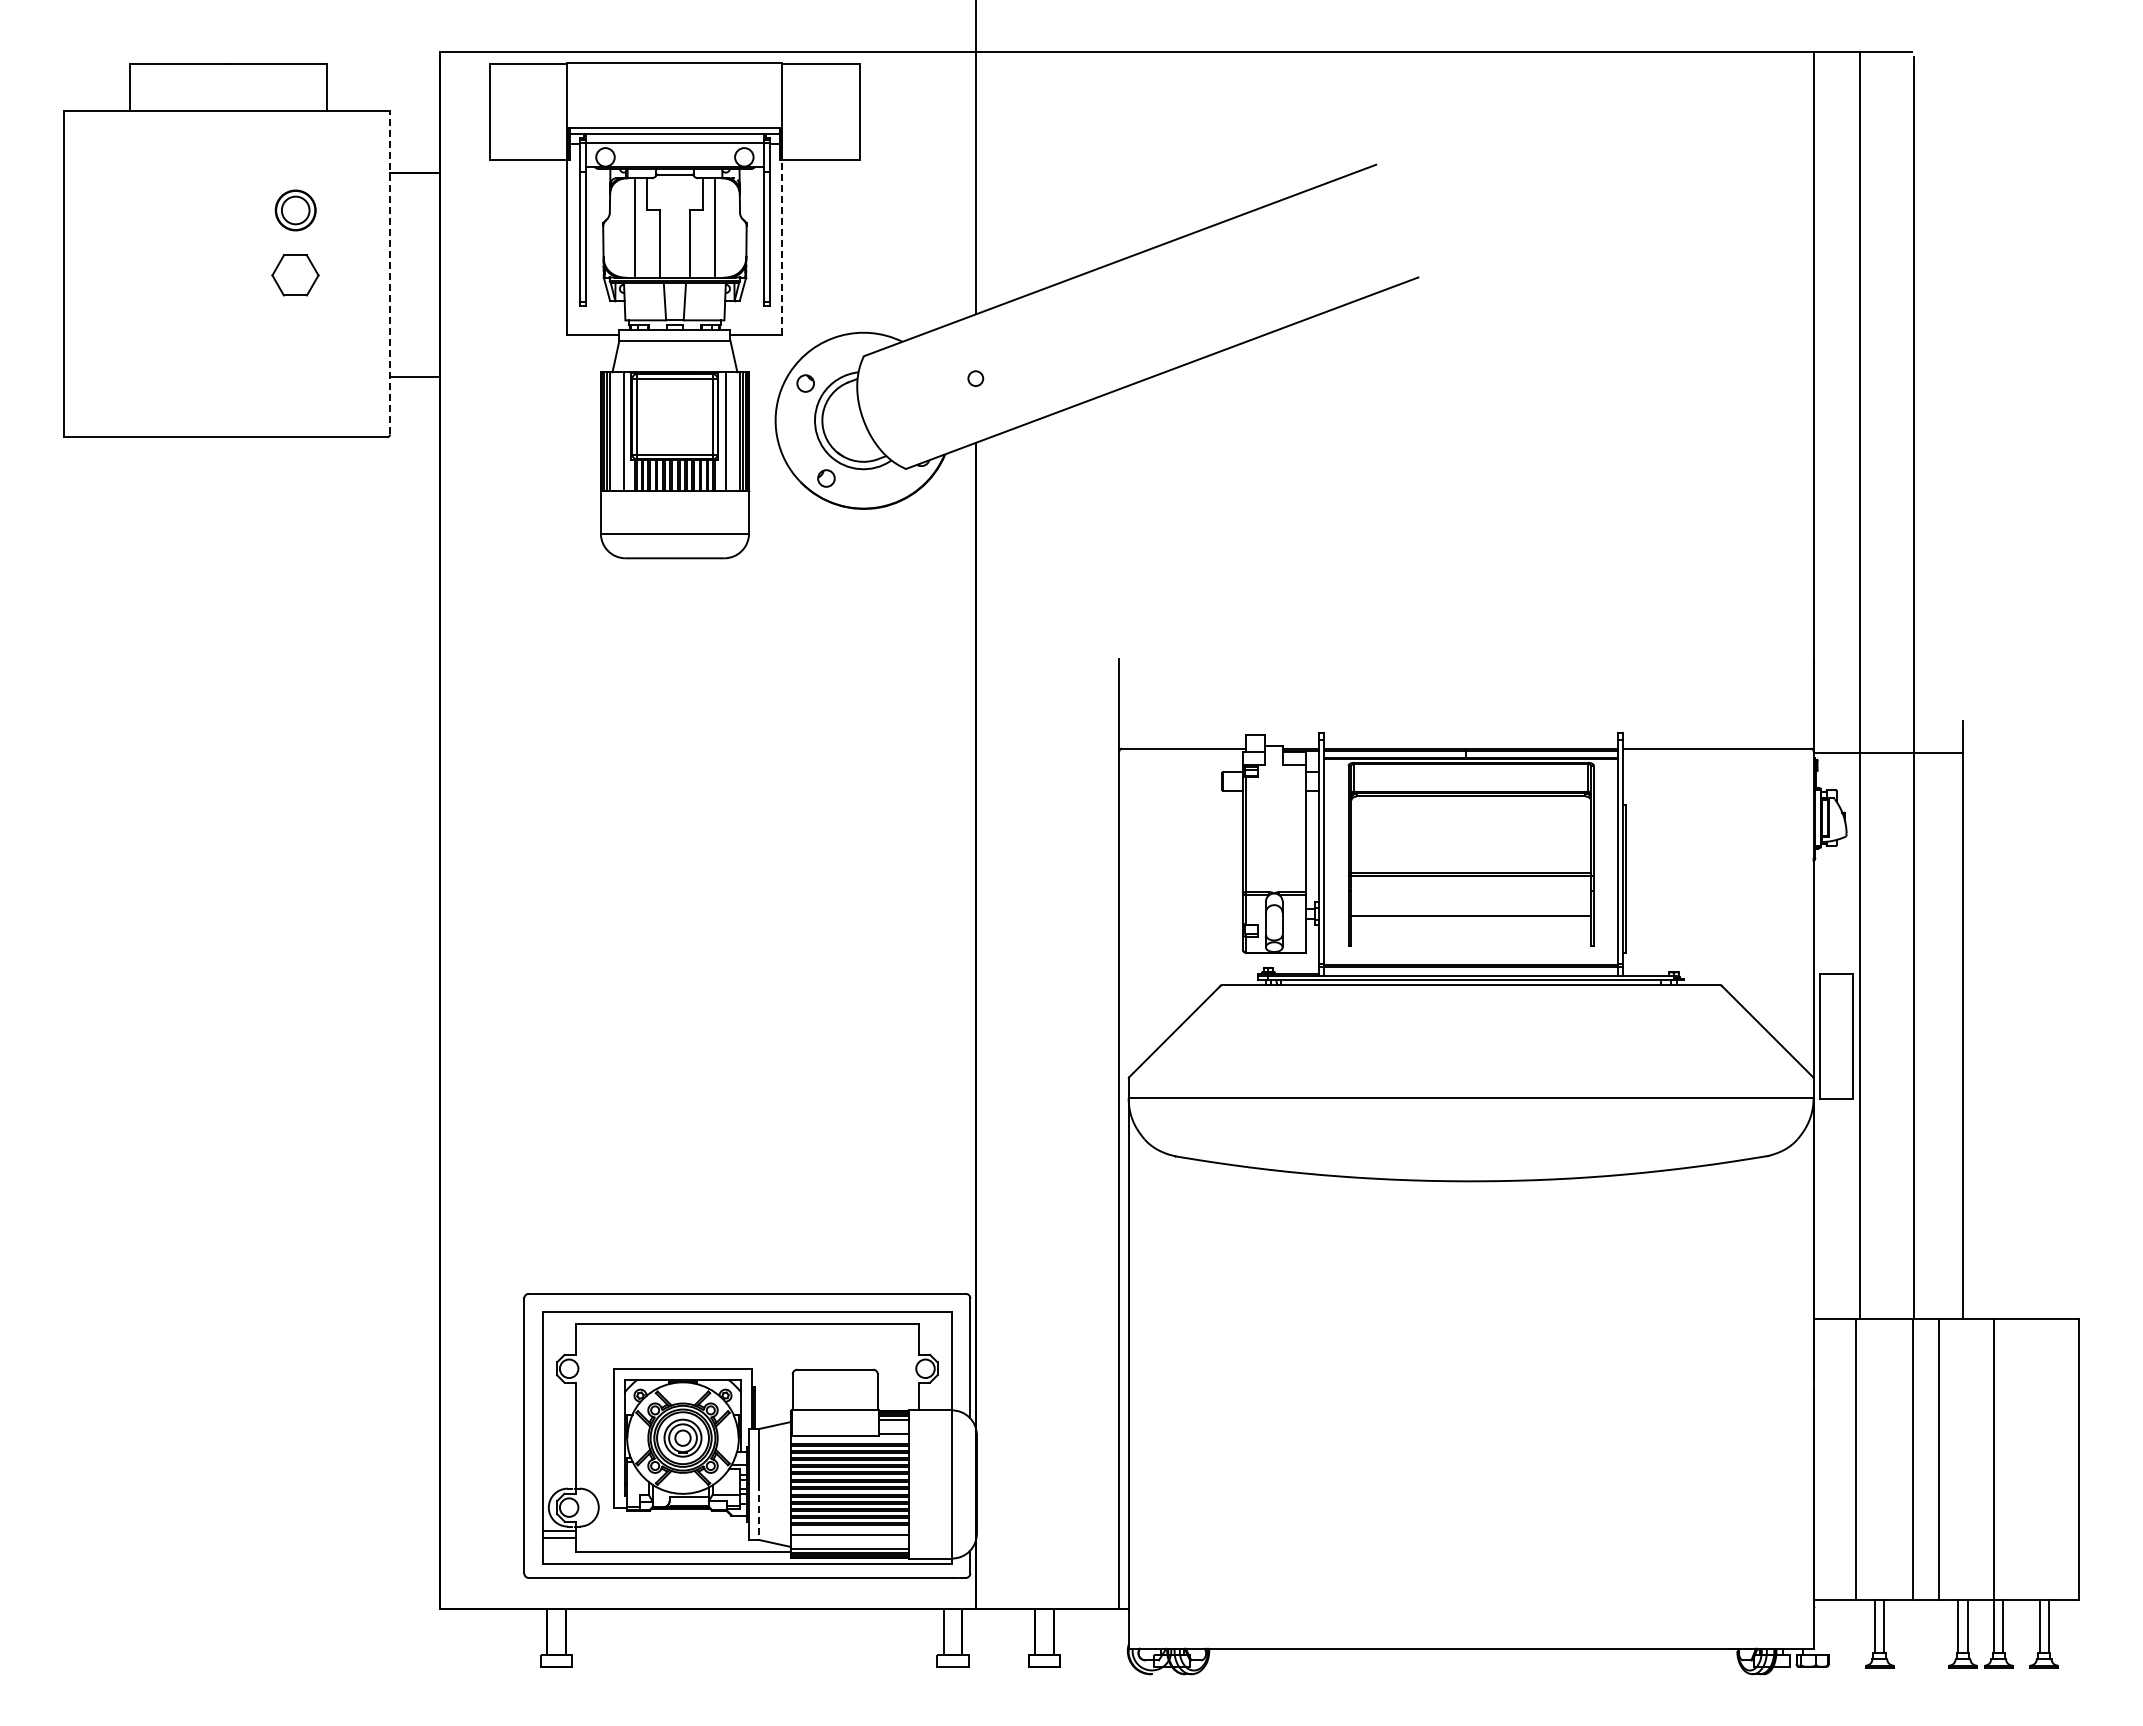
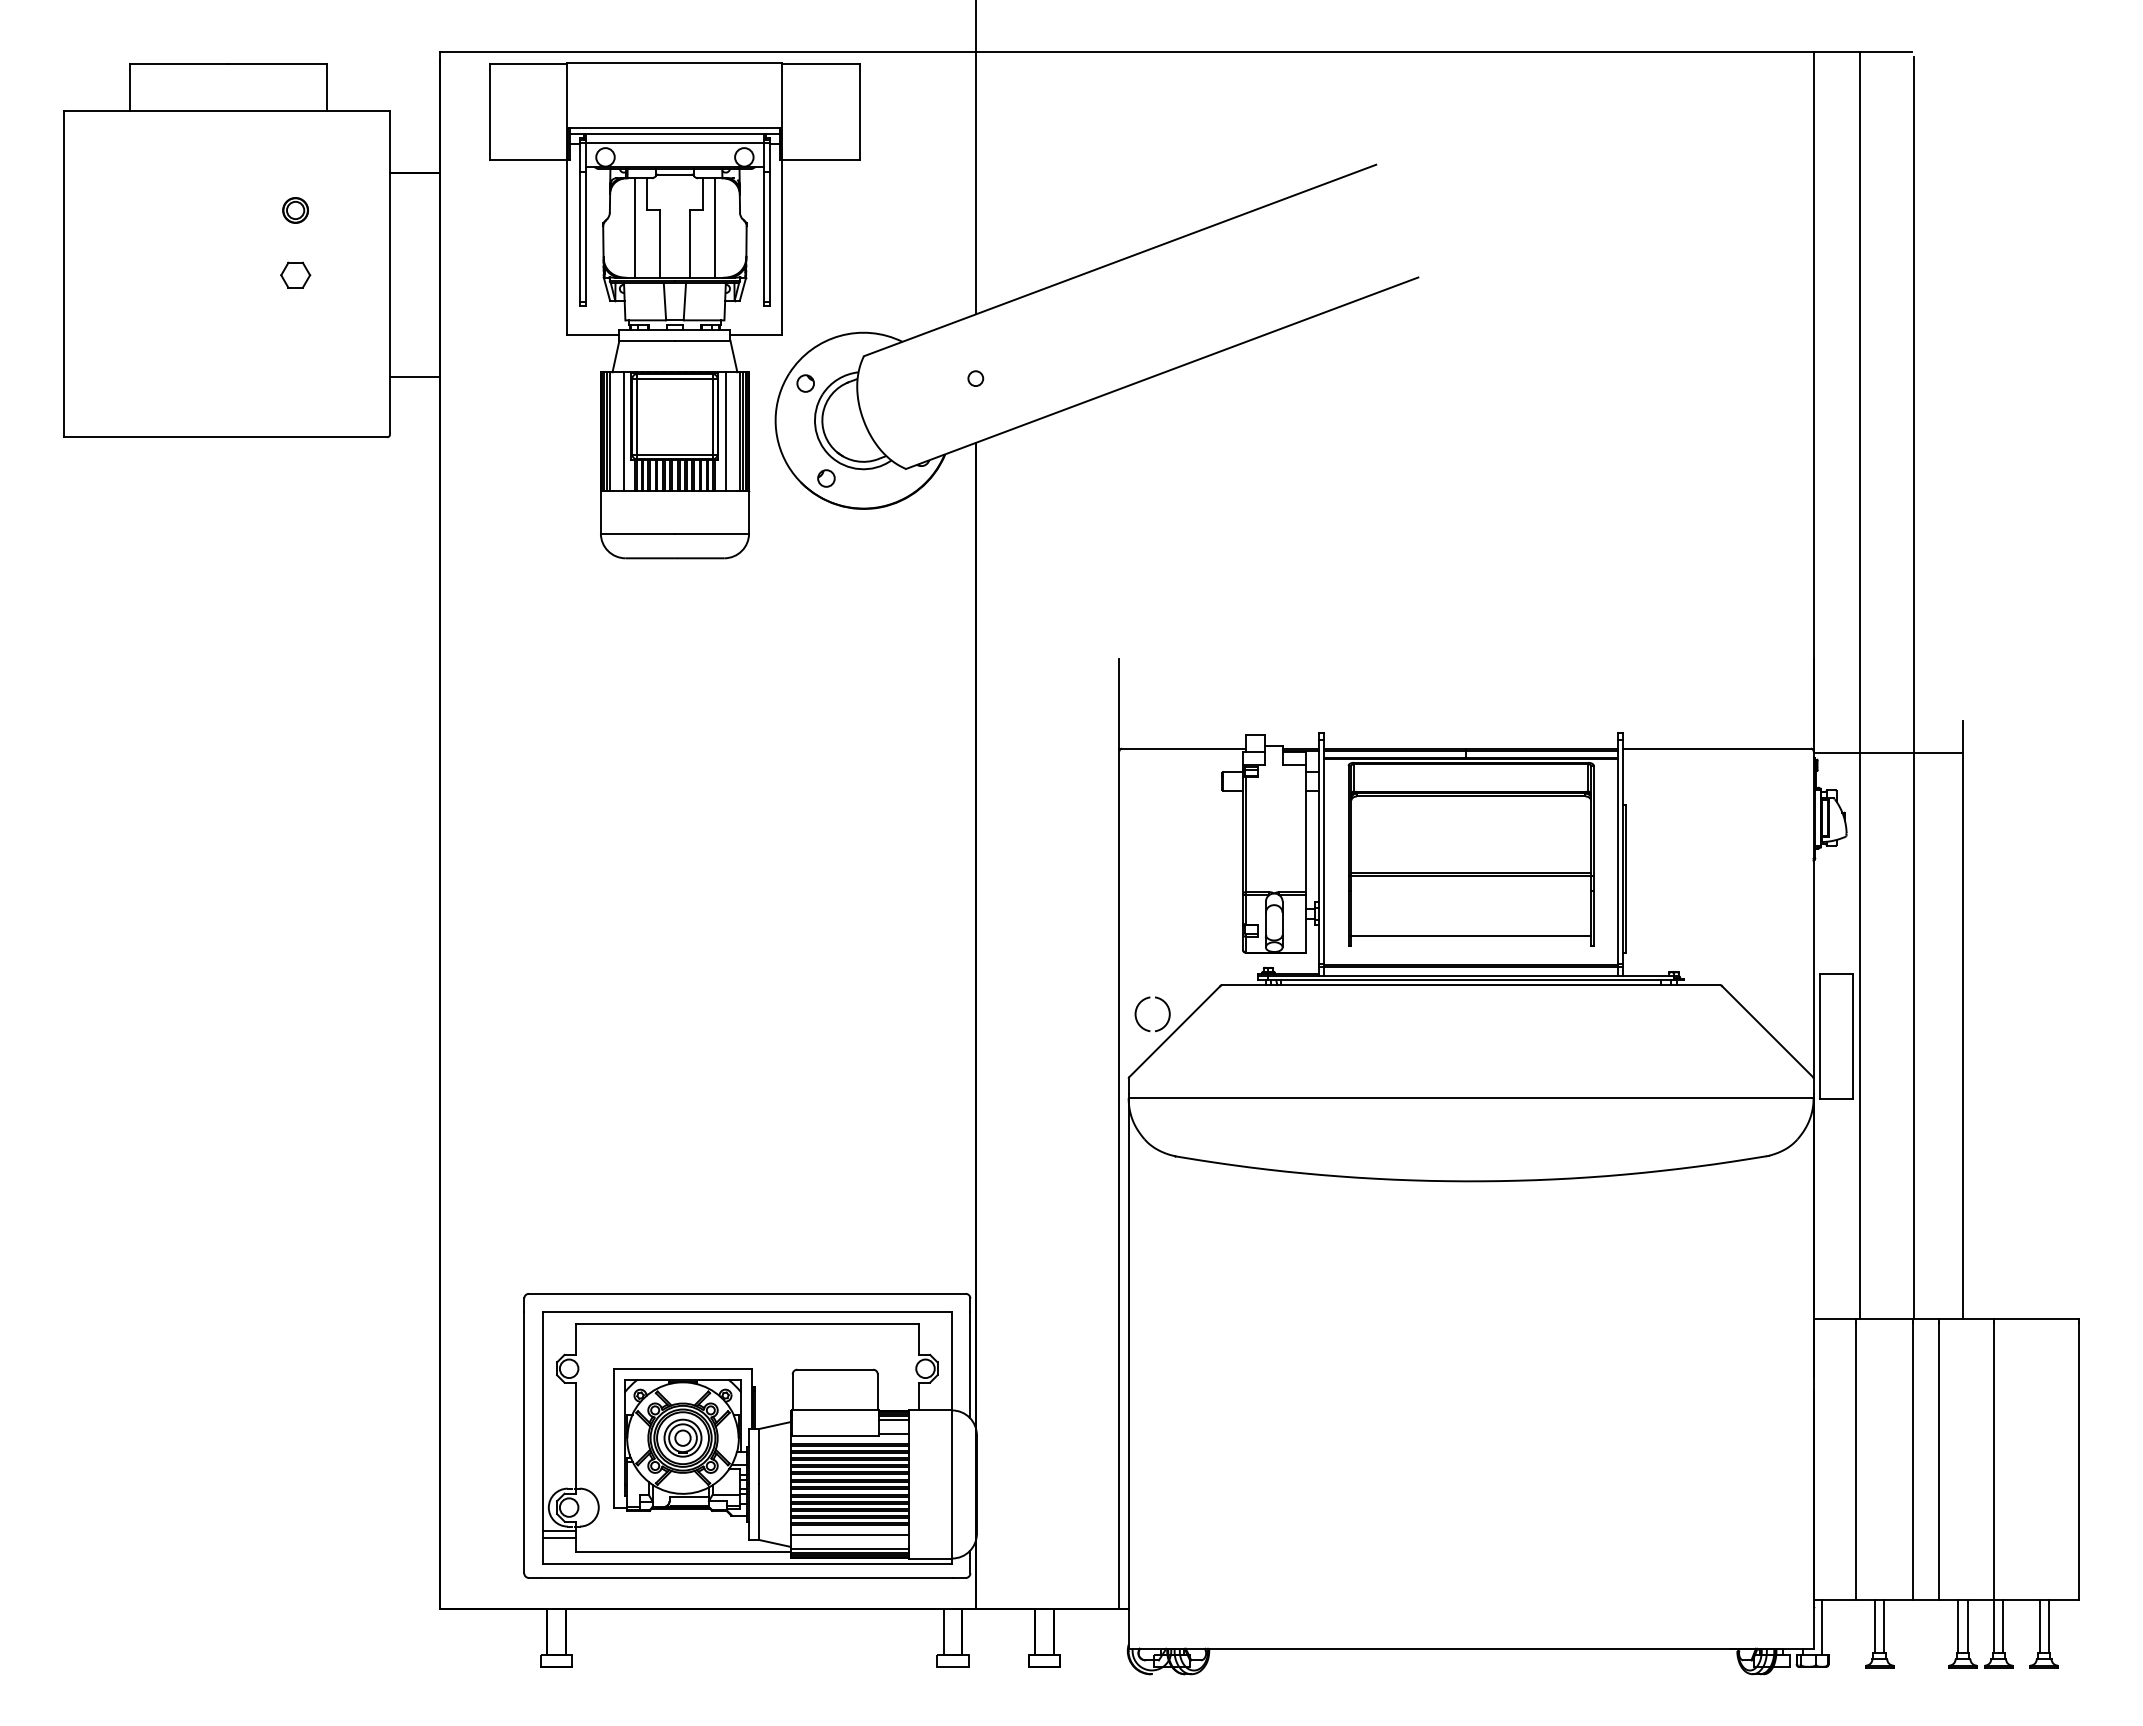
part size: 43x43 px -> 27x27 px (295, 210)
line: dashed -> solid (781, 247)
line: dashed -> solid (390, 272)
part size: 49x43 px -> 32x28 px (295, 274)
line position: (1471, 915) -> (1471, 935) (1471, 935)
part: none -> present (1141, 1025)
line: dashed -> solid (759, 1512)
line: none -> present (1821, 1627)
